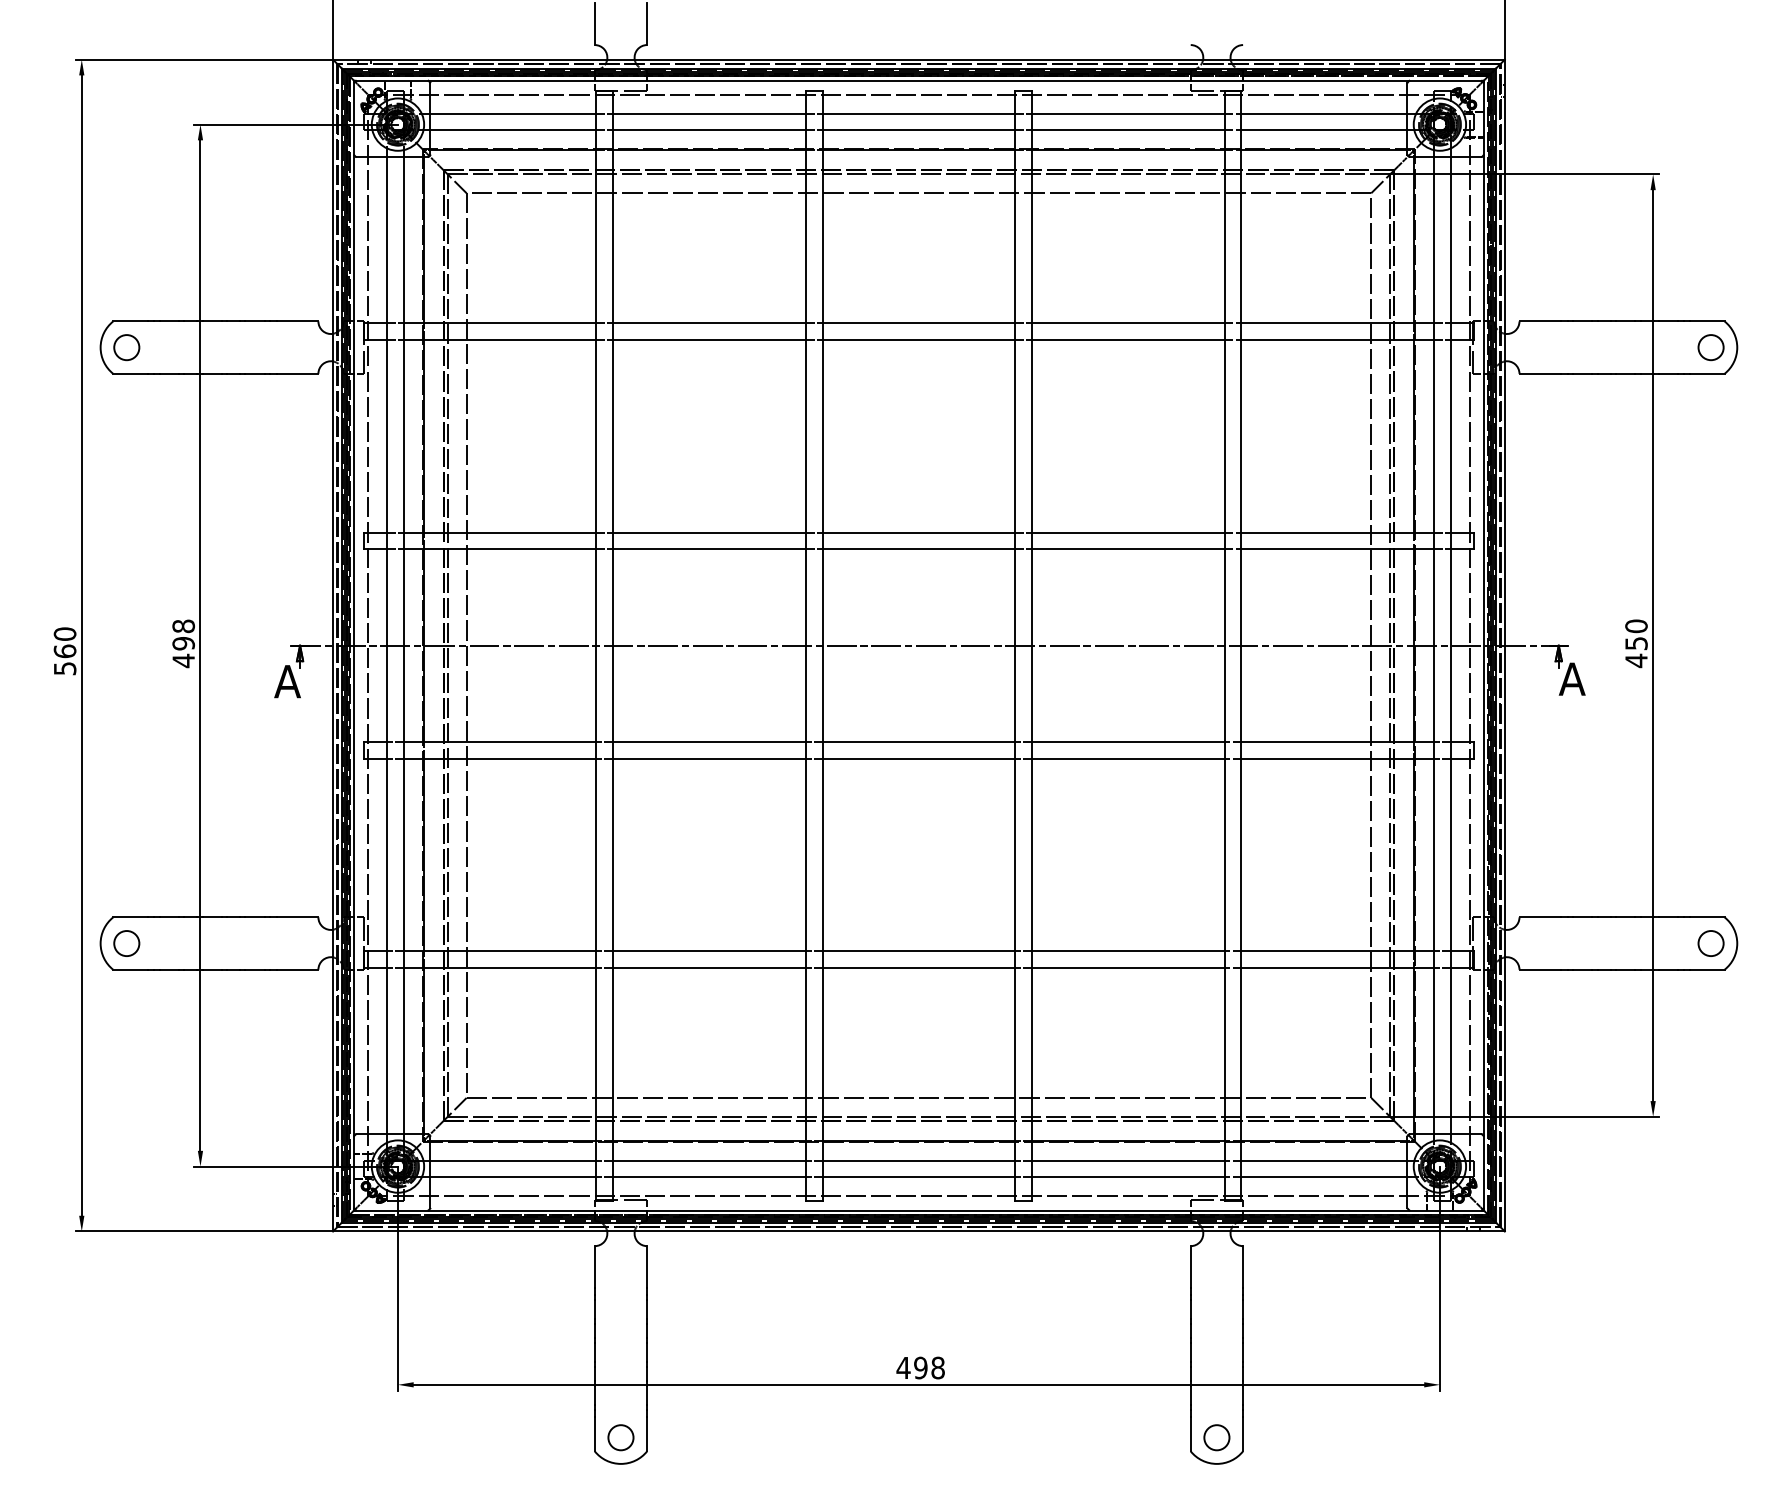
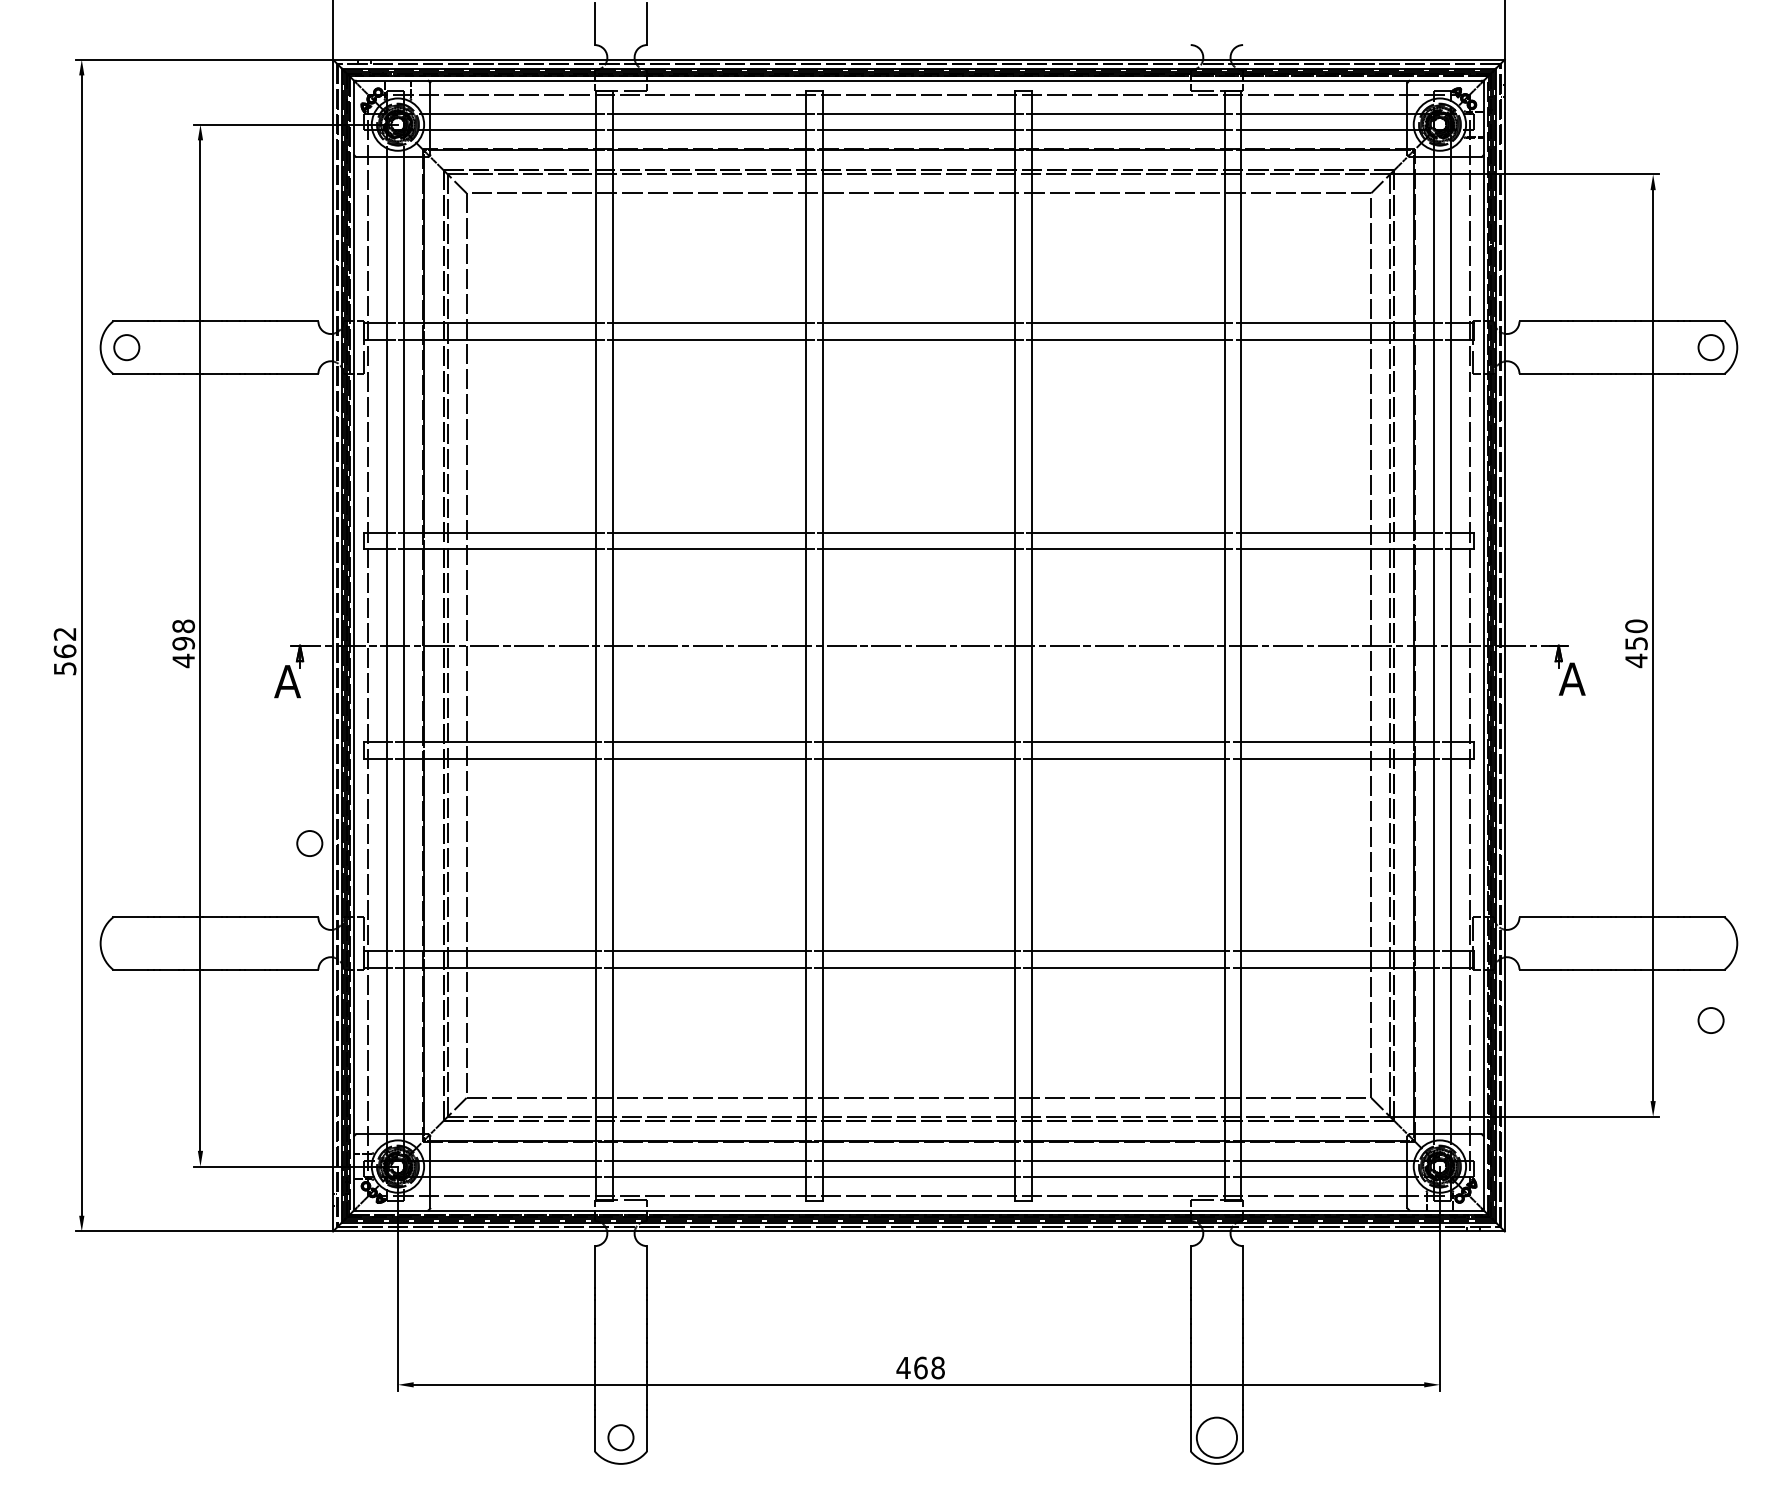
text: 560 -> 562 (64, 633)
circle position: (126, 943) -> (309, 843) (309, 843)
circle position: (1710, 943) -> (1710, 1020) (1710, 1020)
text: 498 -> 468 (920, 1367)
circle diameter: 25 px -> 40 px (1216, 1437)
